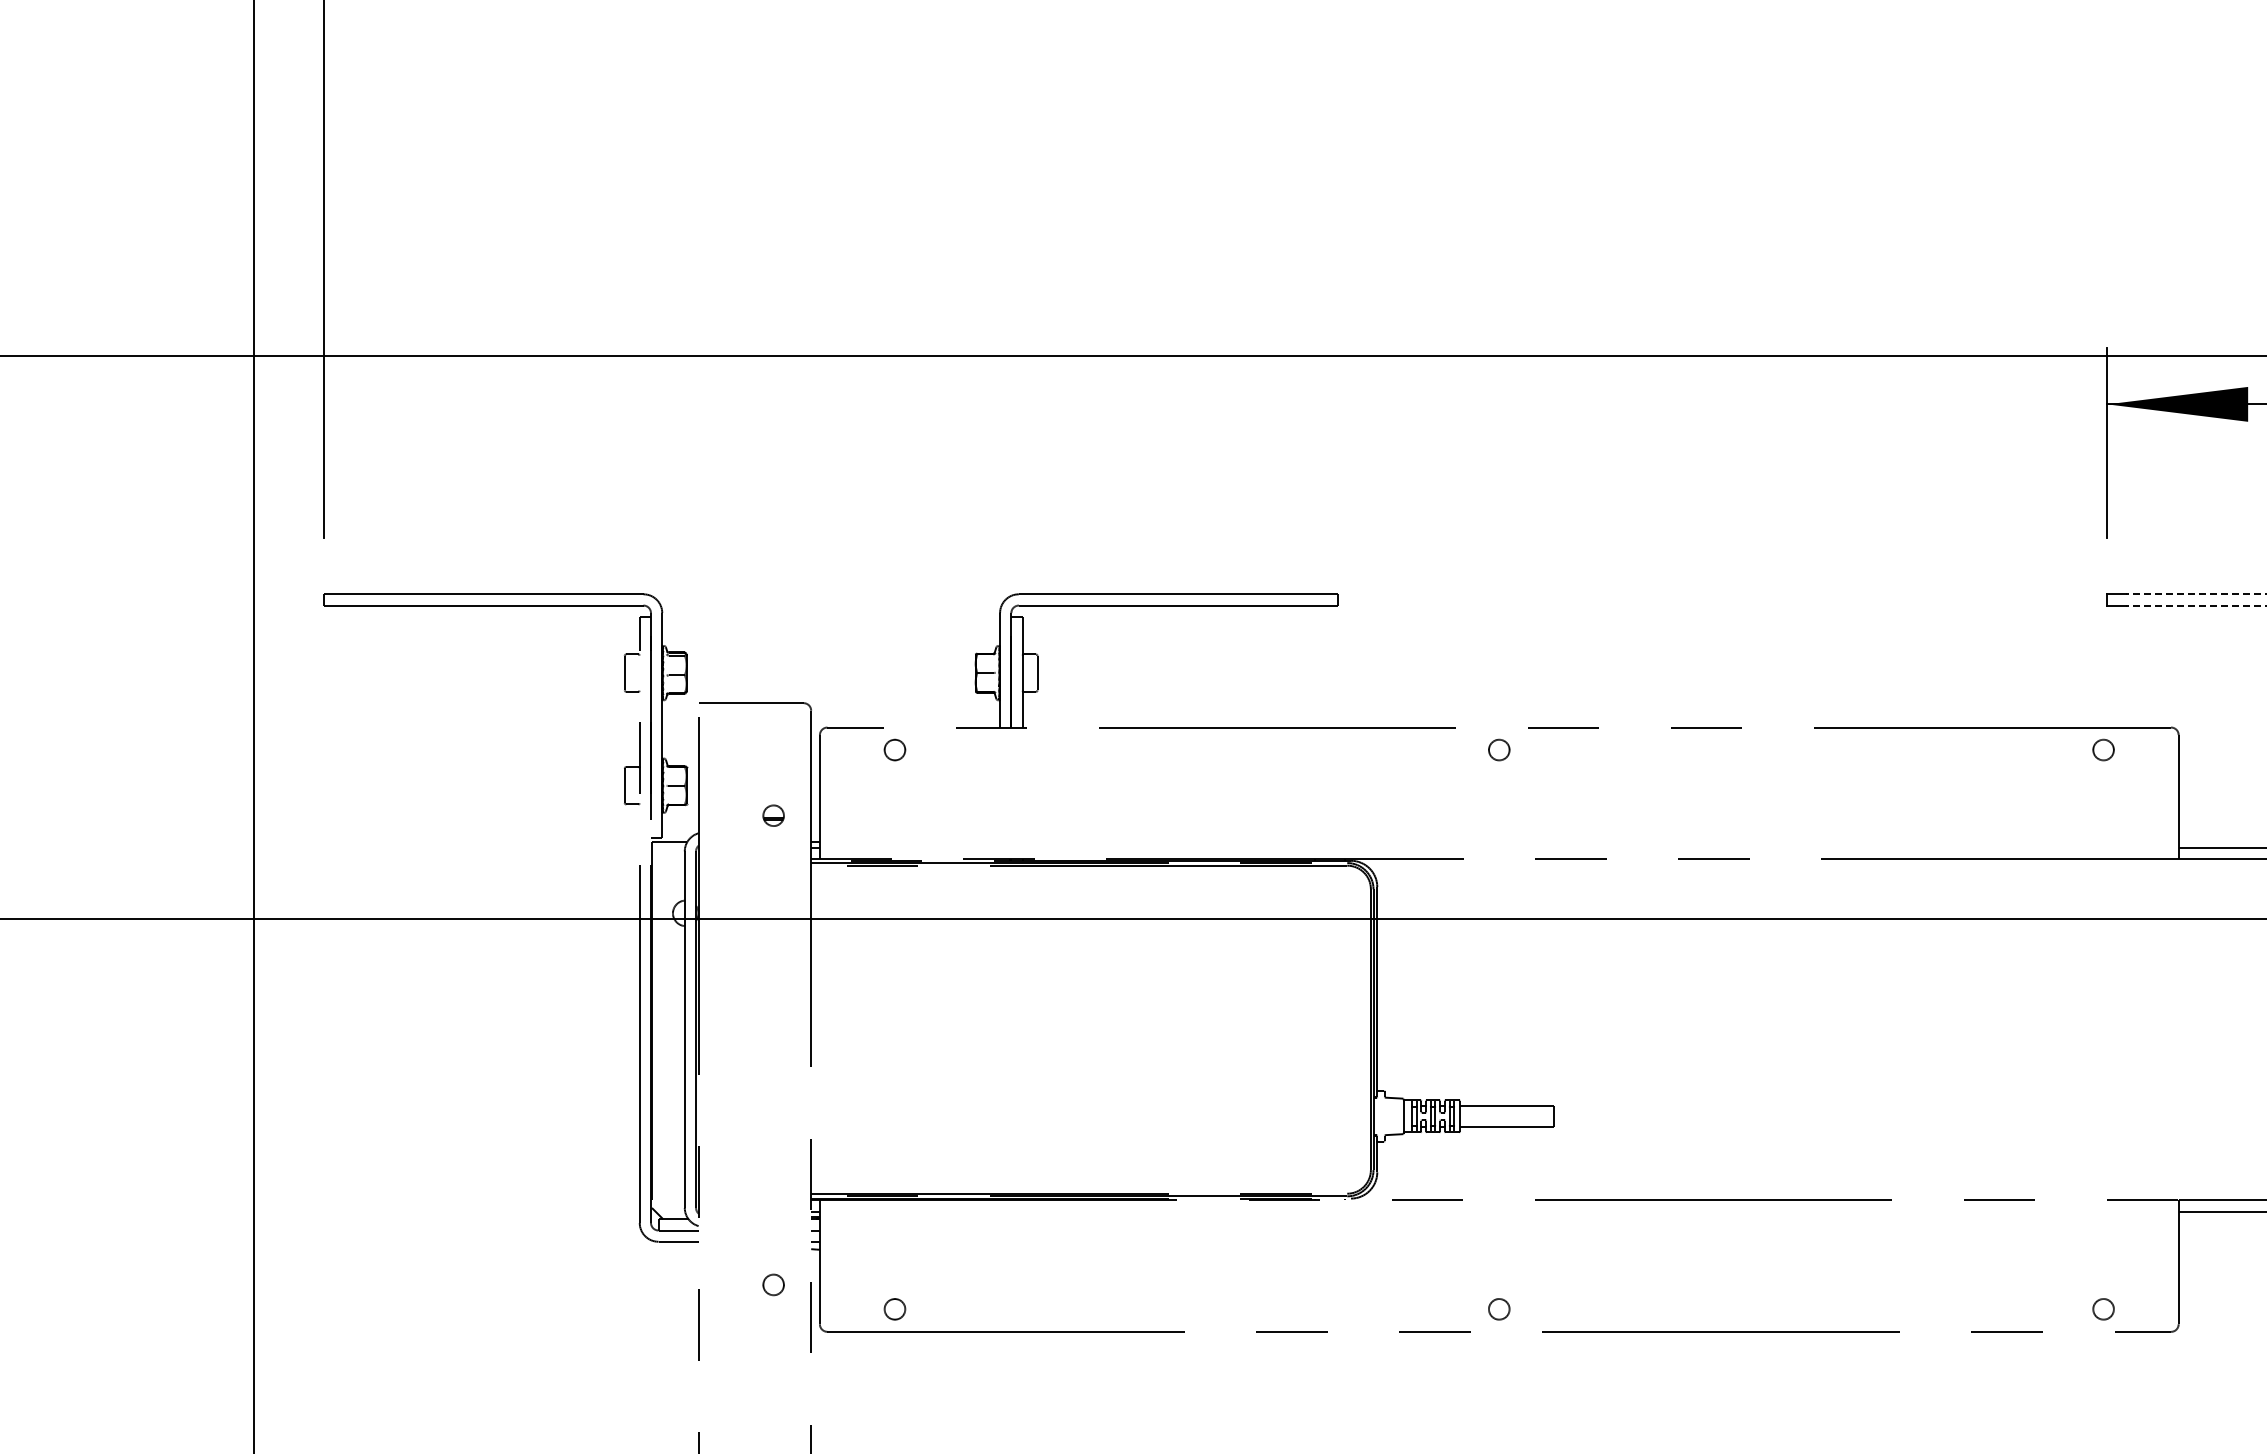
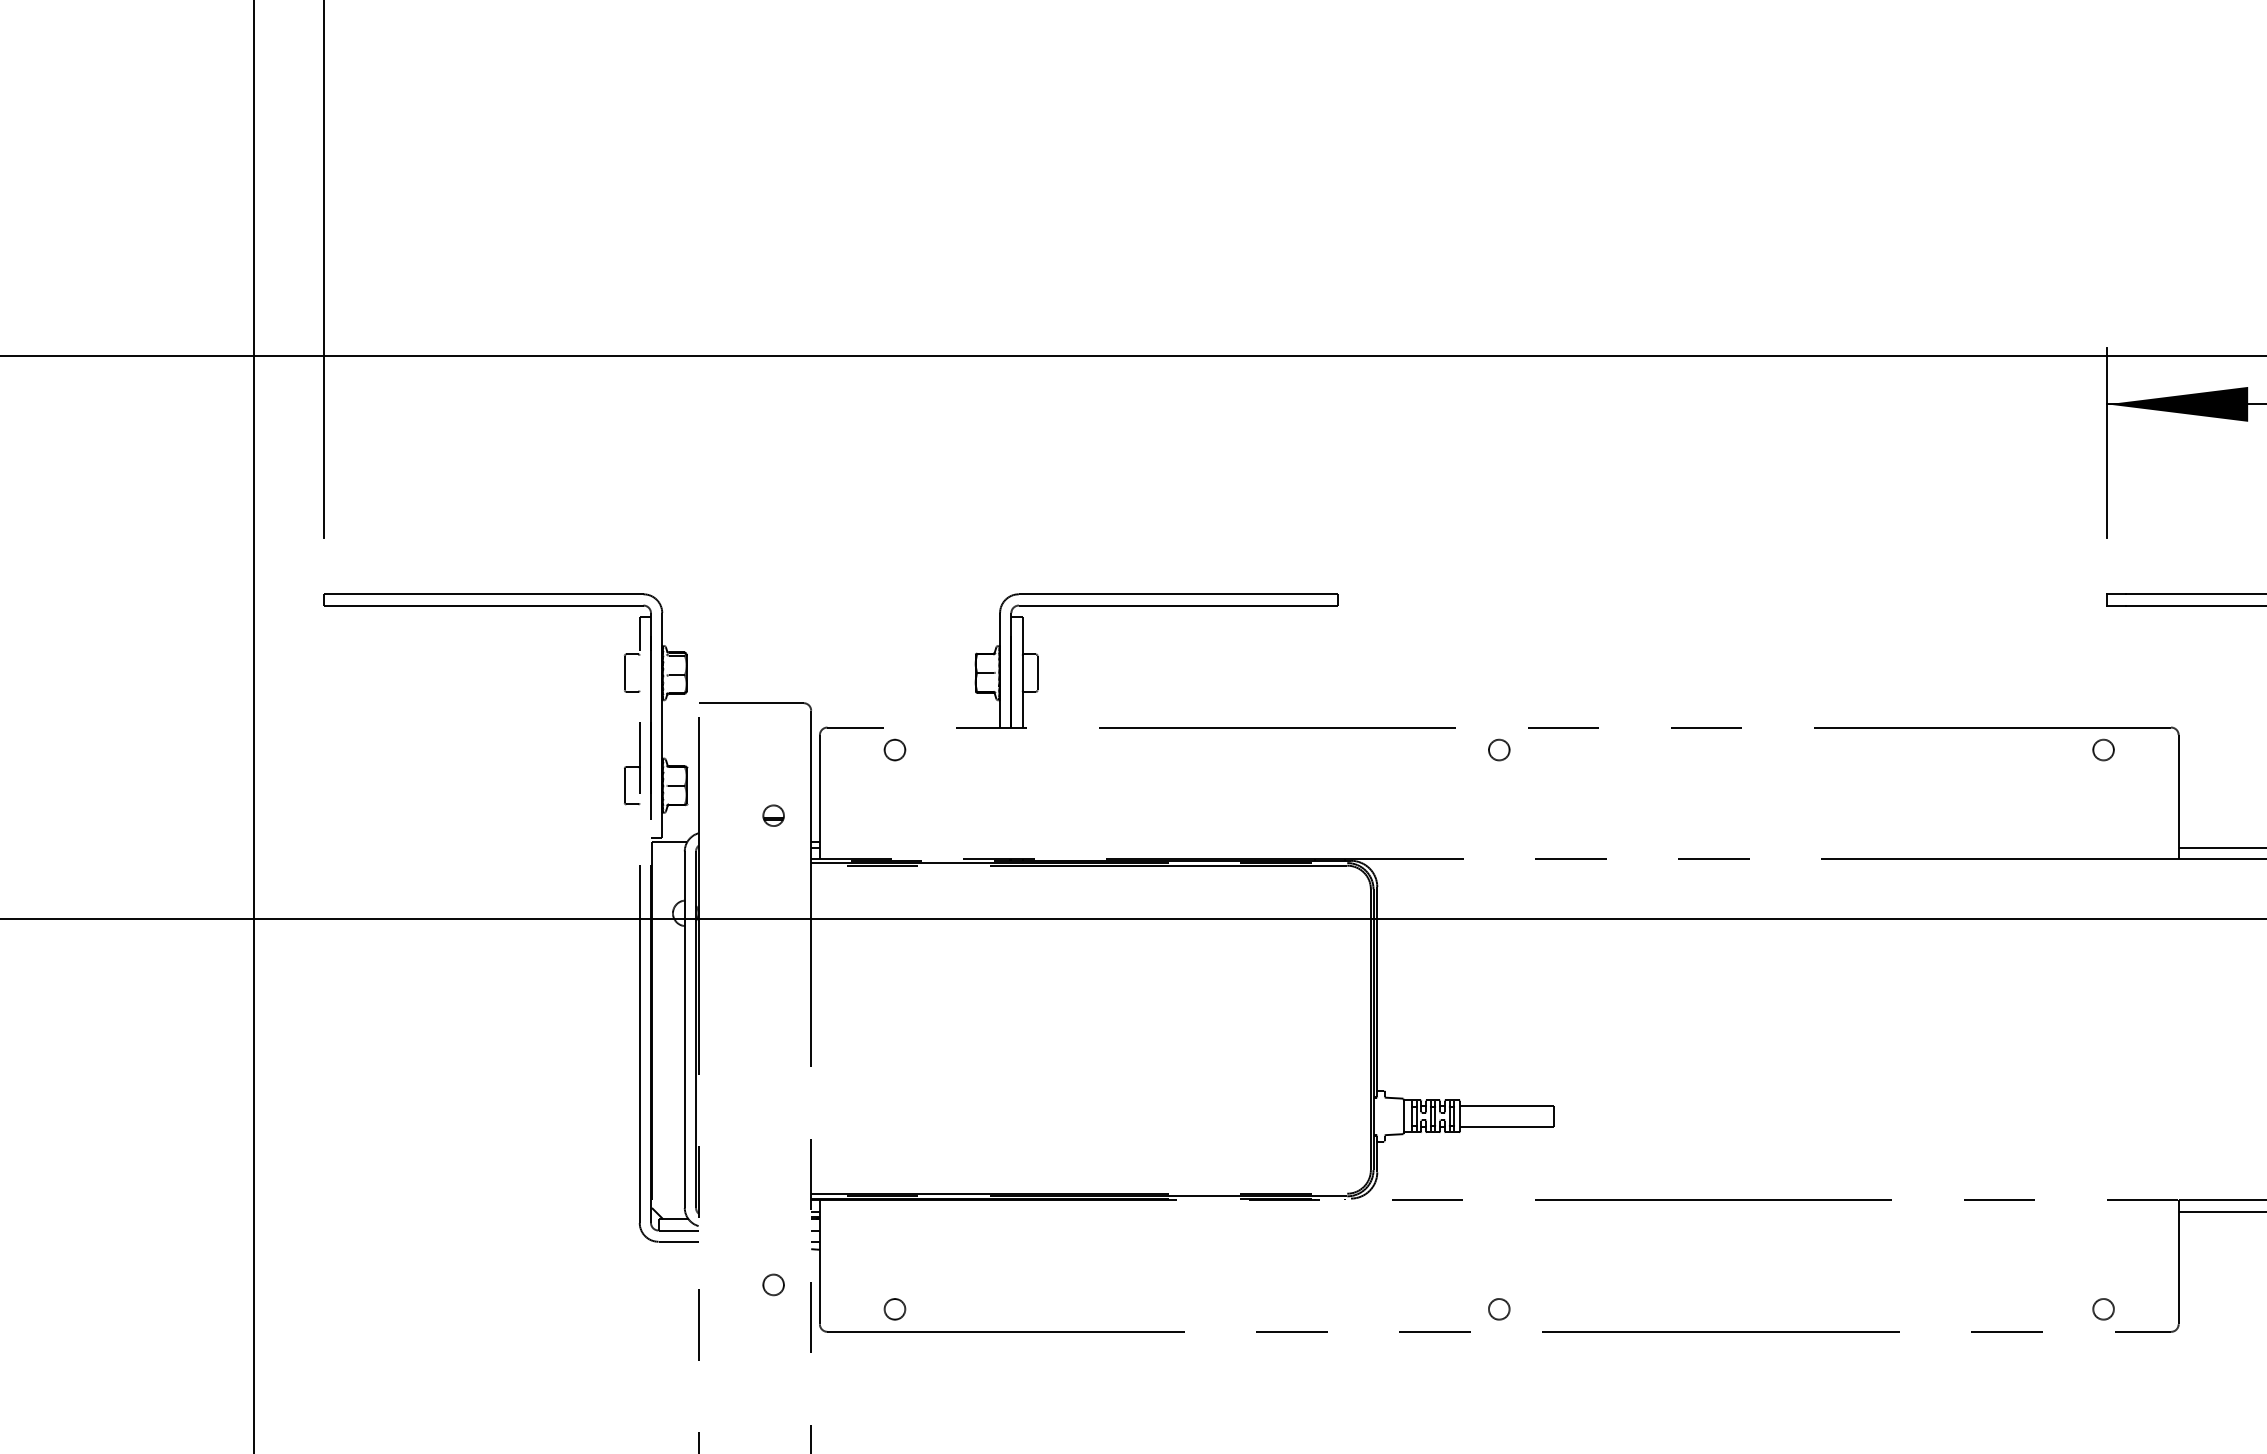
line: dashed -> solid (2195, 594)
line: dashed -> solid (2195, 605)
